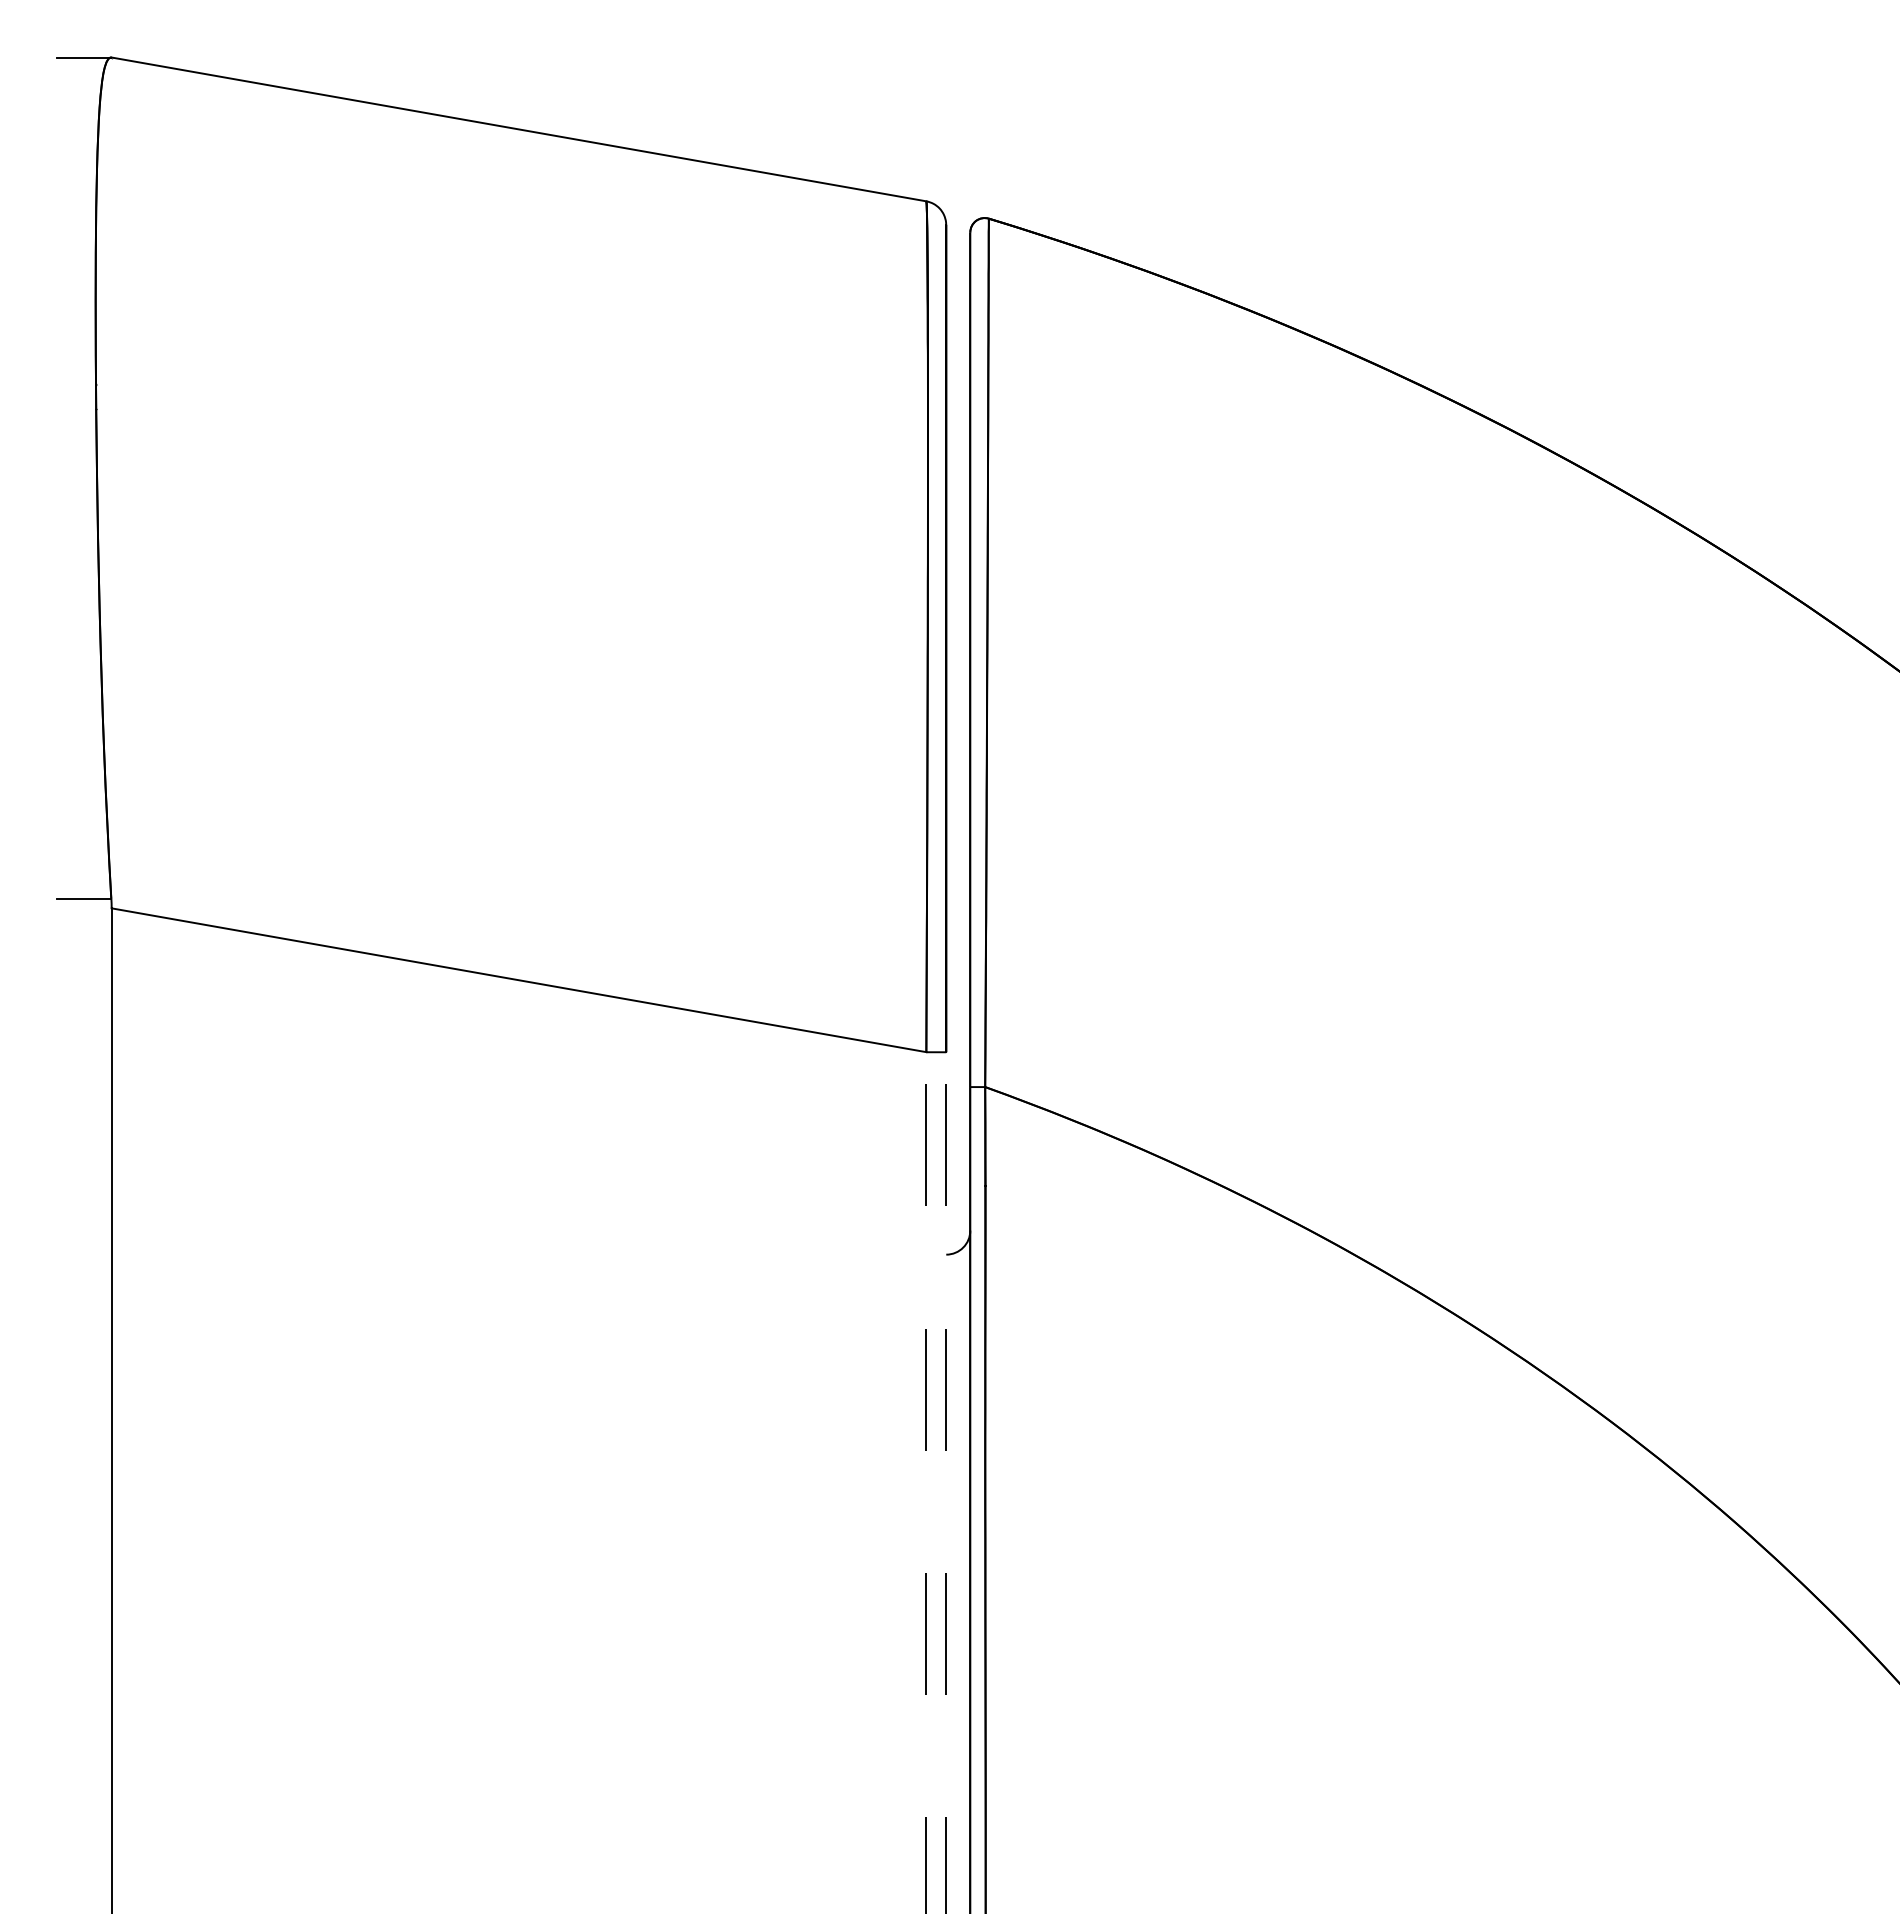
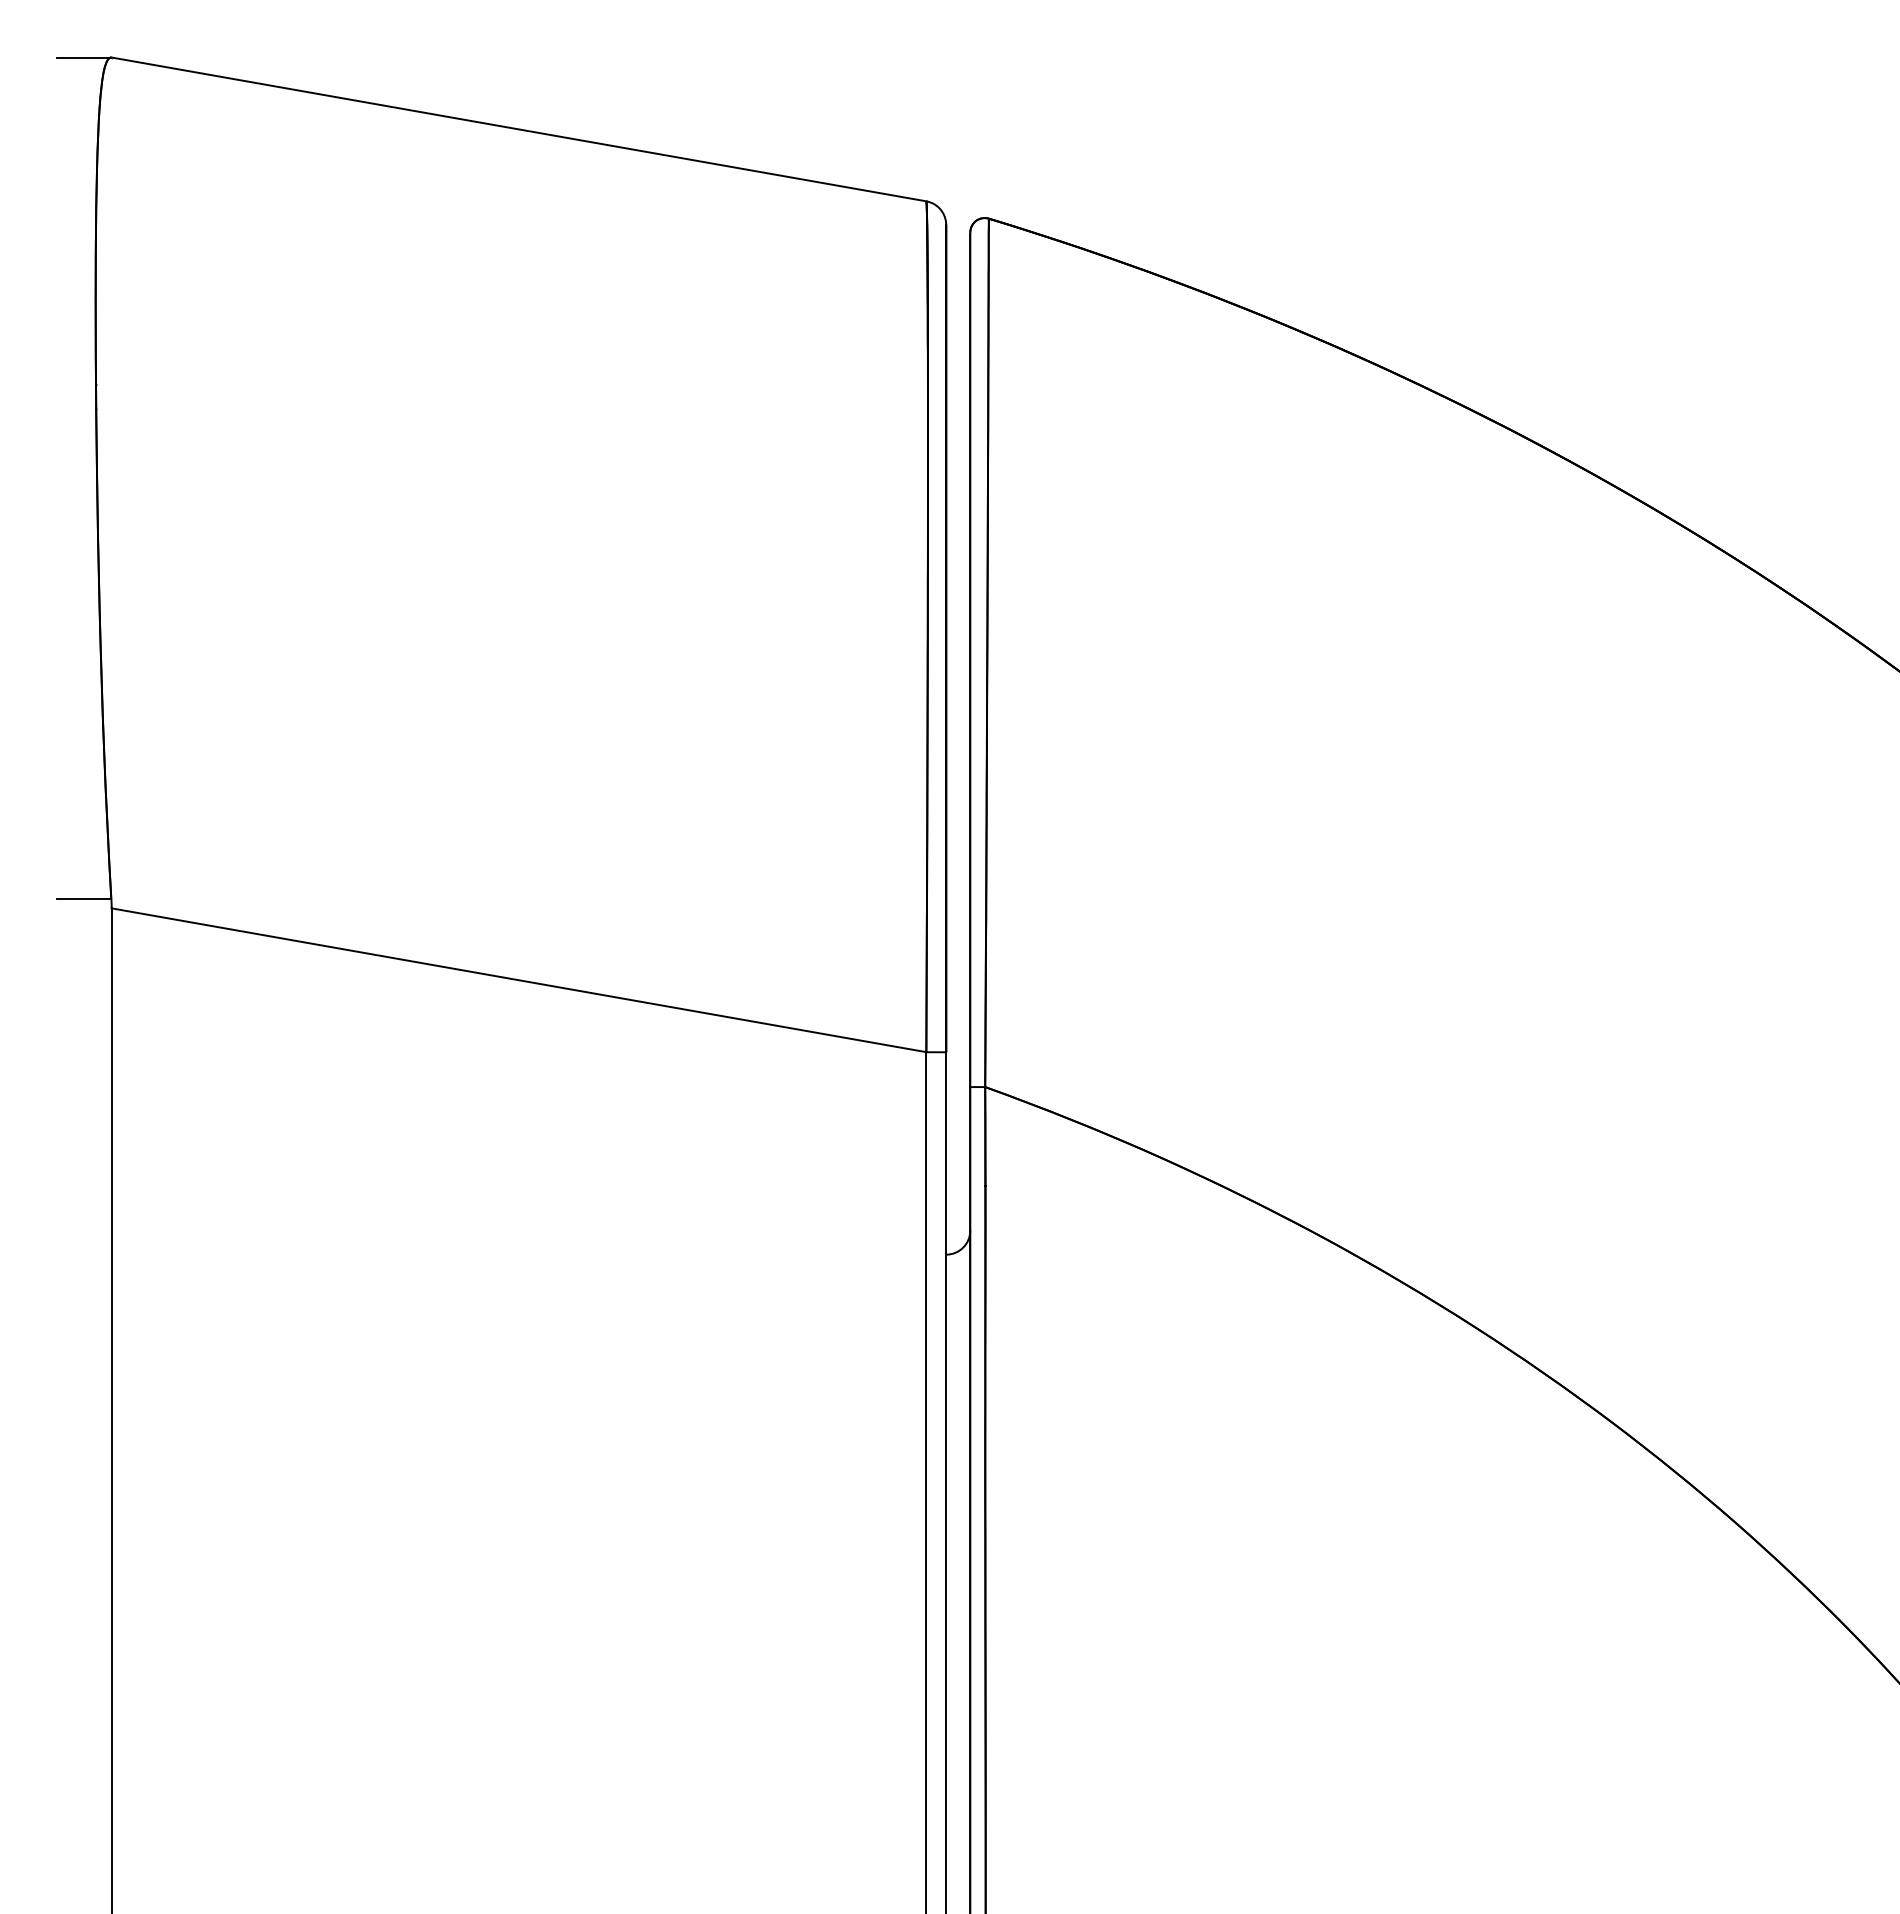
line: dashed -> solid (926, 1482)
line: dashed -> solid (946, 1482)
